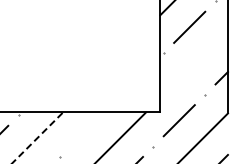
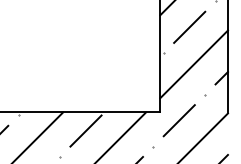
line: none -> present (193, 64)
line: none -> present (85, 130)
line: dashed -> solid (37, 137)
